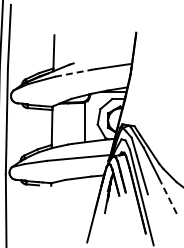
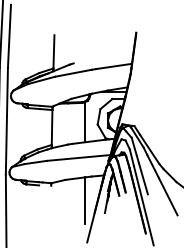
line: dashed -> solid (73, 73)
line: dashed -> solid (168, 196)
line: none -> present (84, 200)
